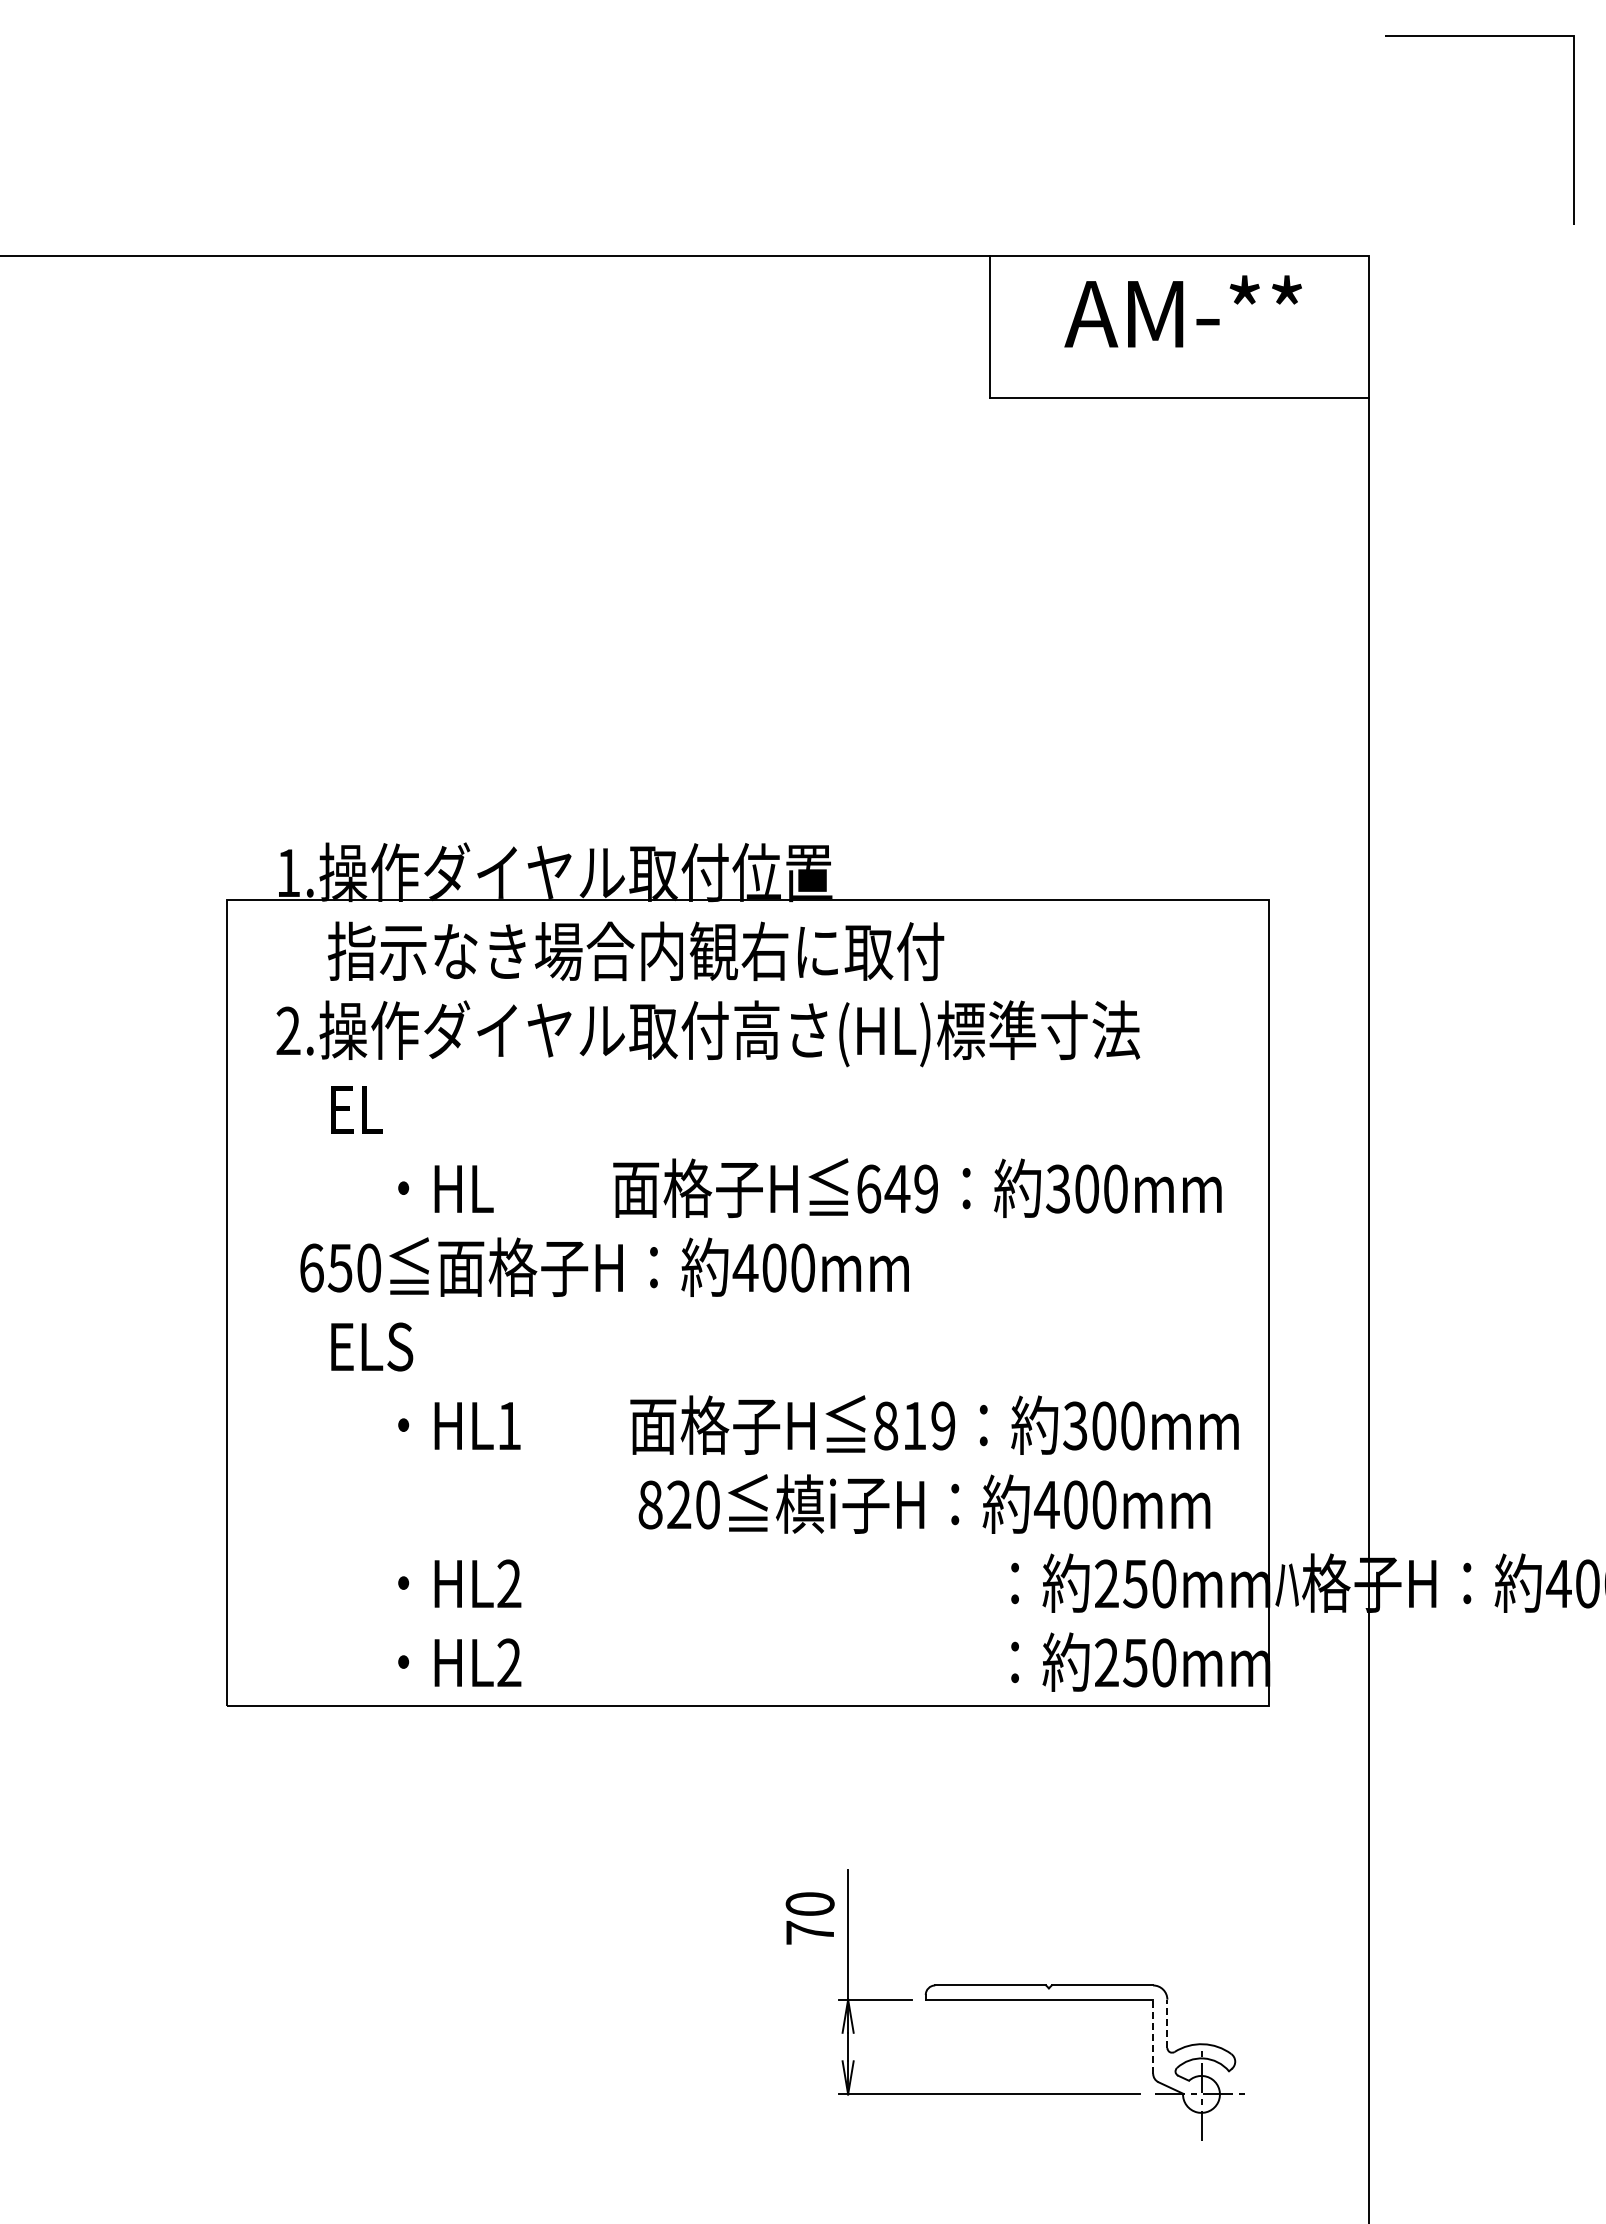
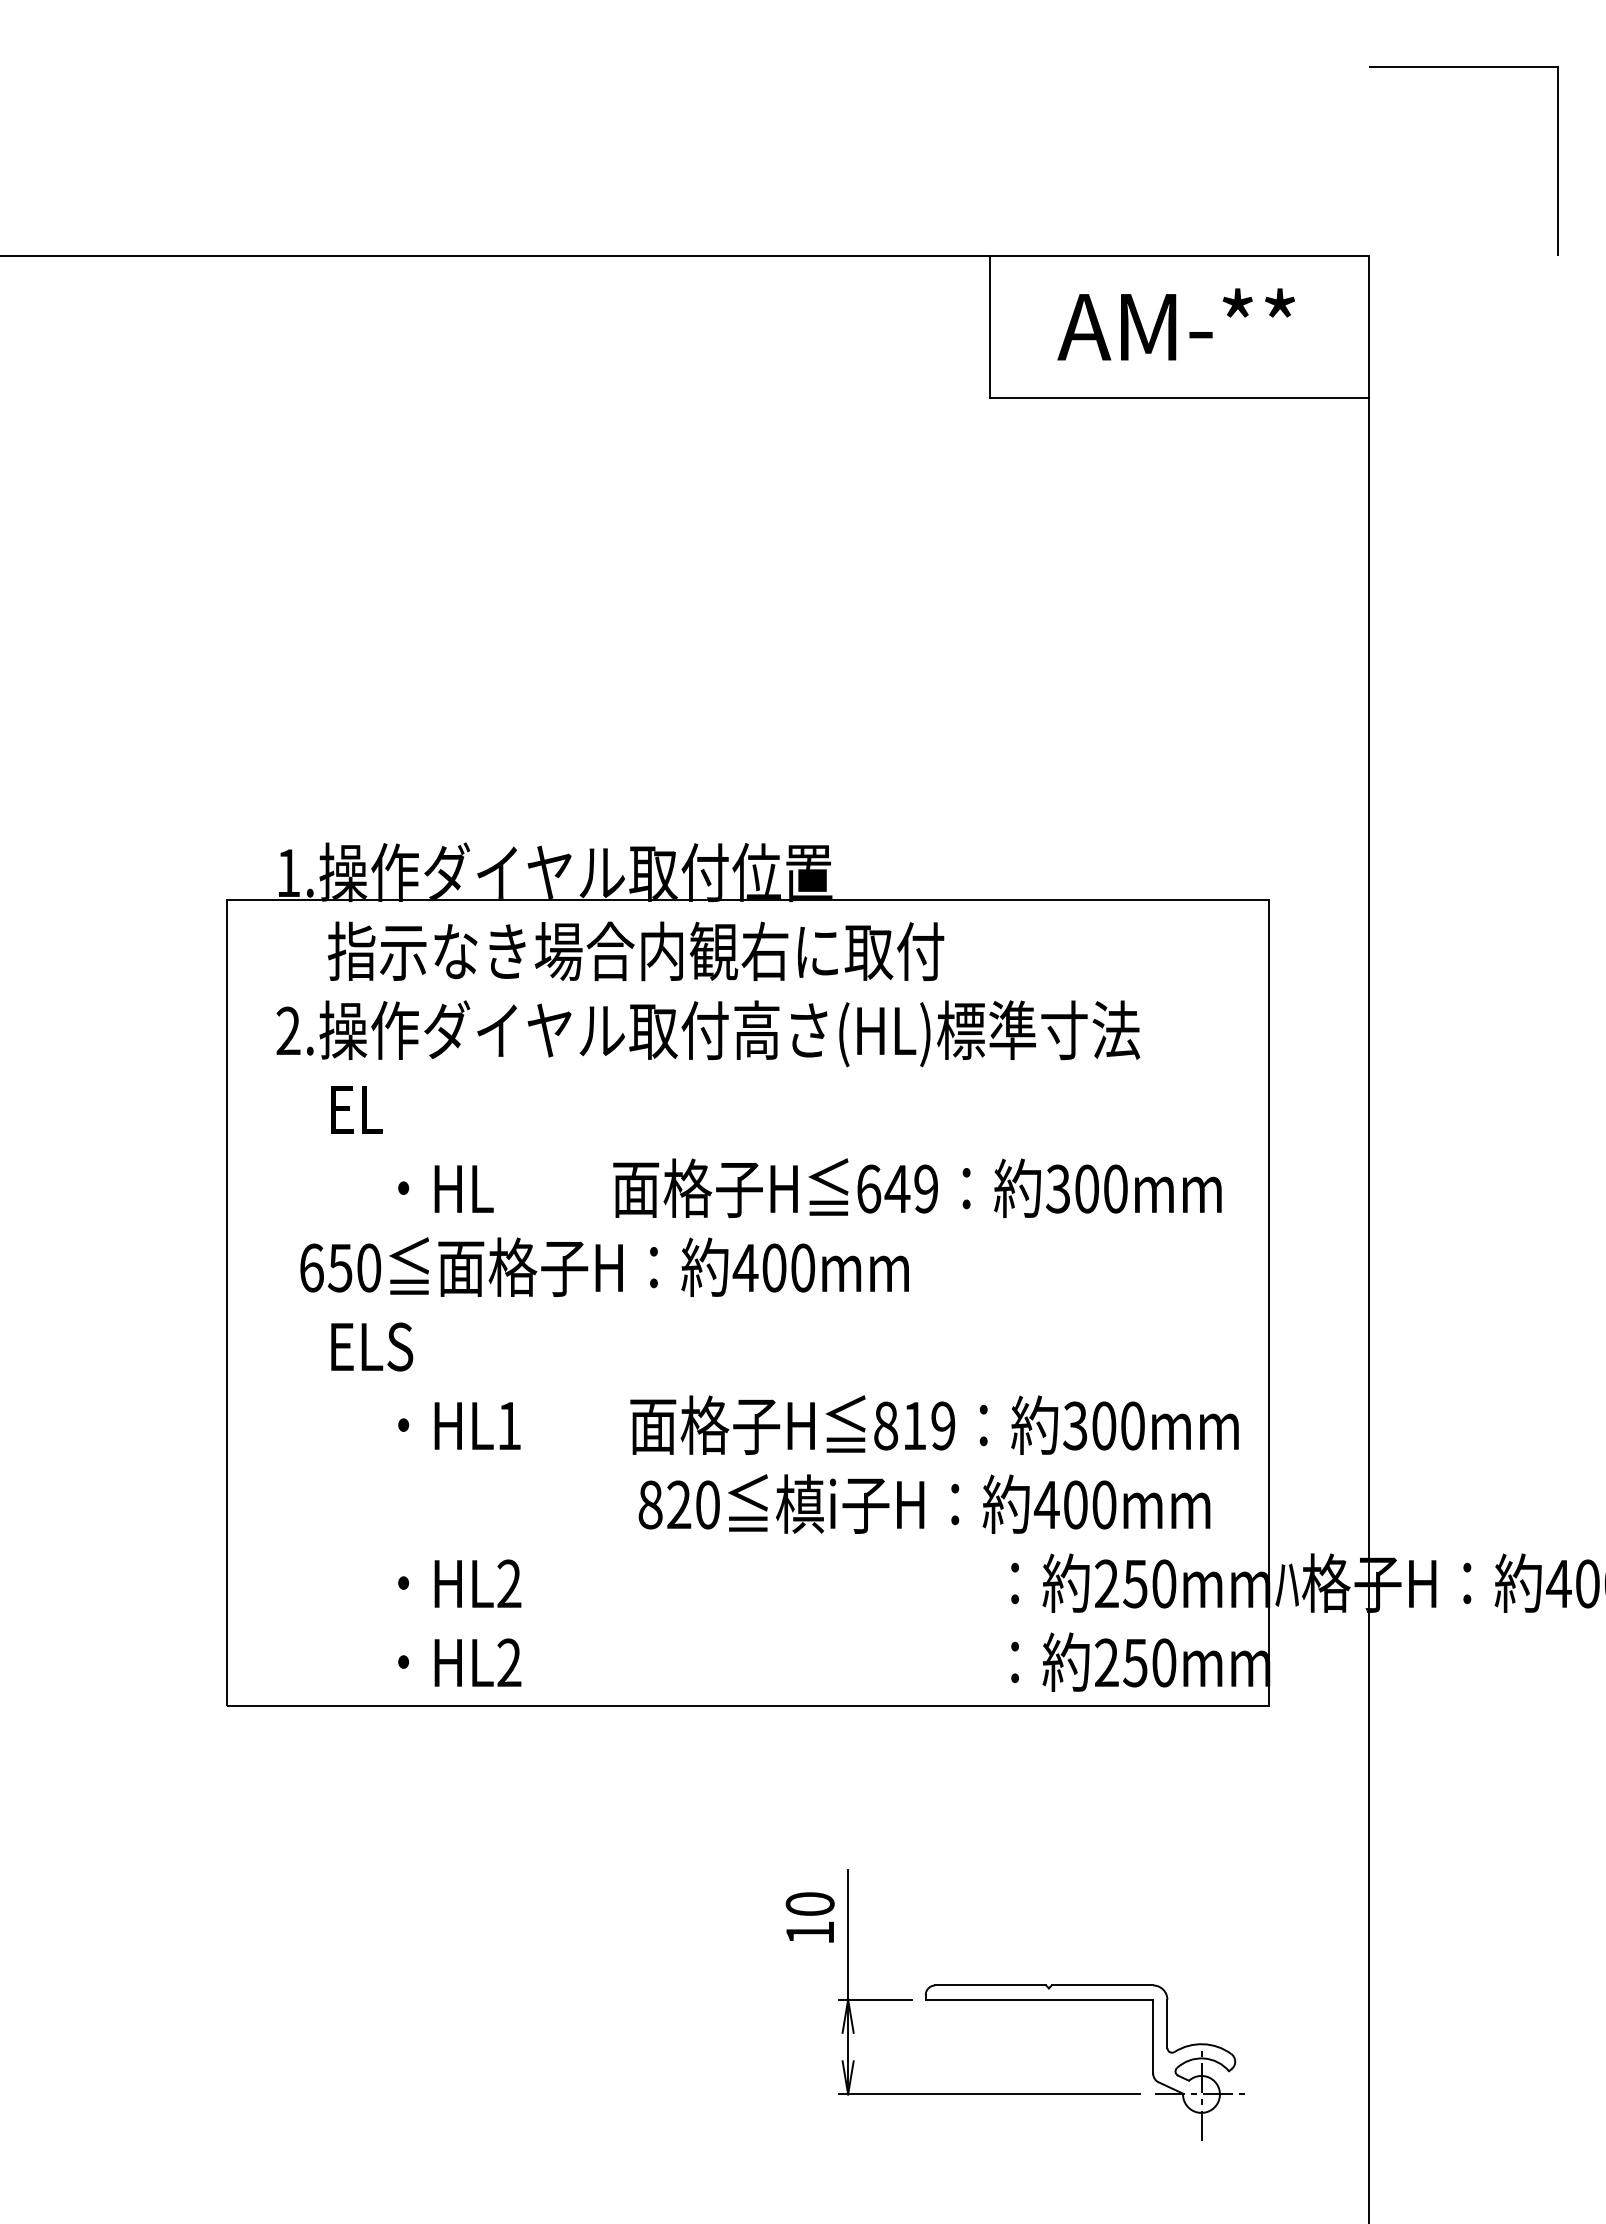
line position: (1479, 36) -> (1463, 67) (1463, 67)
text position: (1182, 311) -> (1175, 324) (1175, 324)
text: 70 -> 10 (809, 1932)
line: dashed -> solid (1167, 2023)
line: dashed -> solid (1153, 2036)
